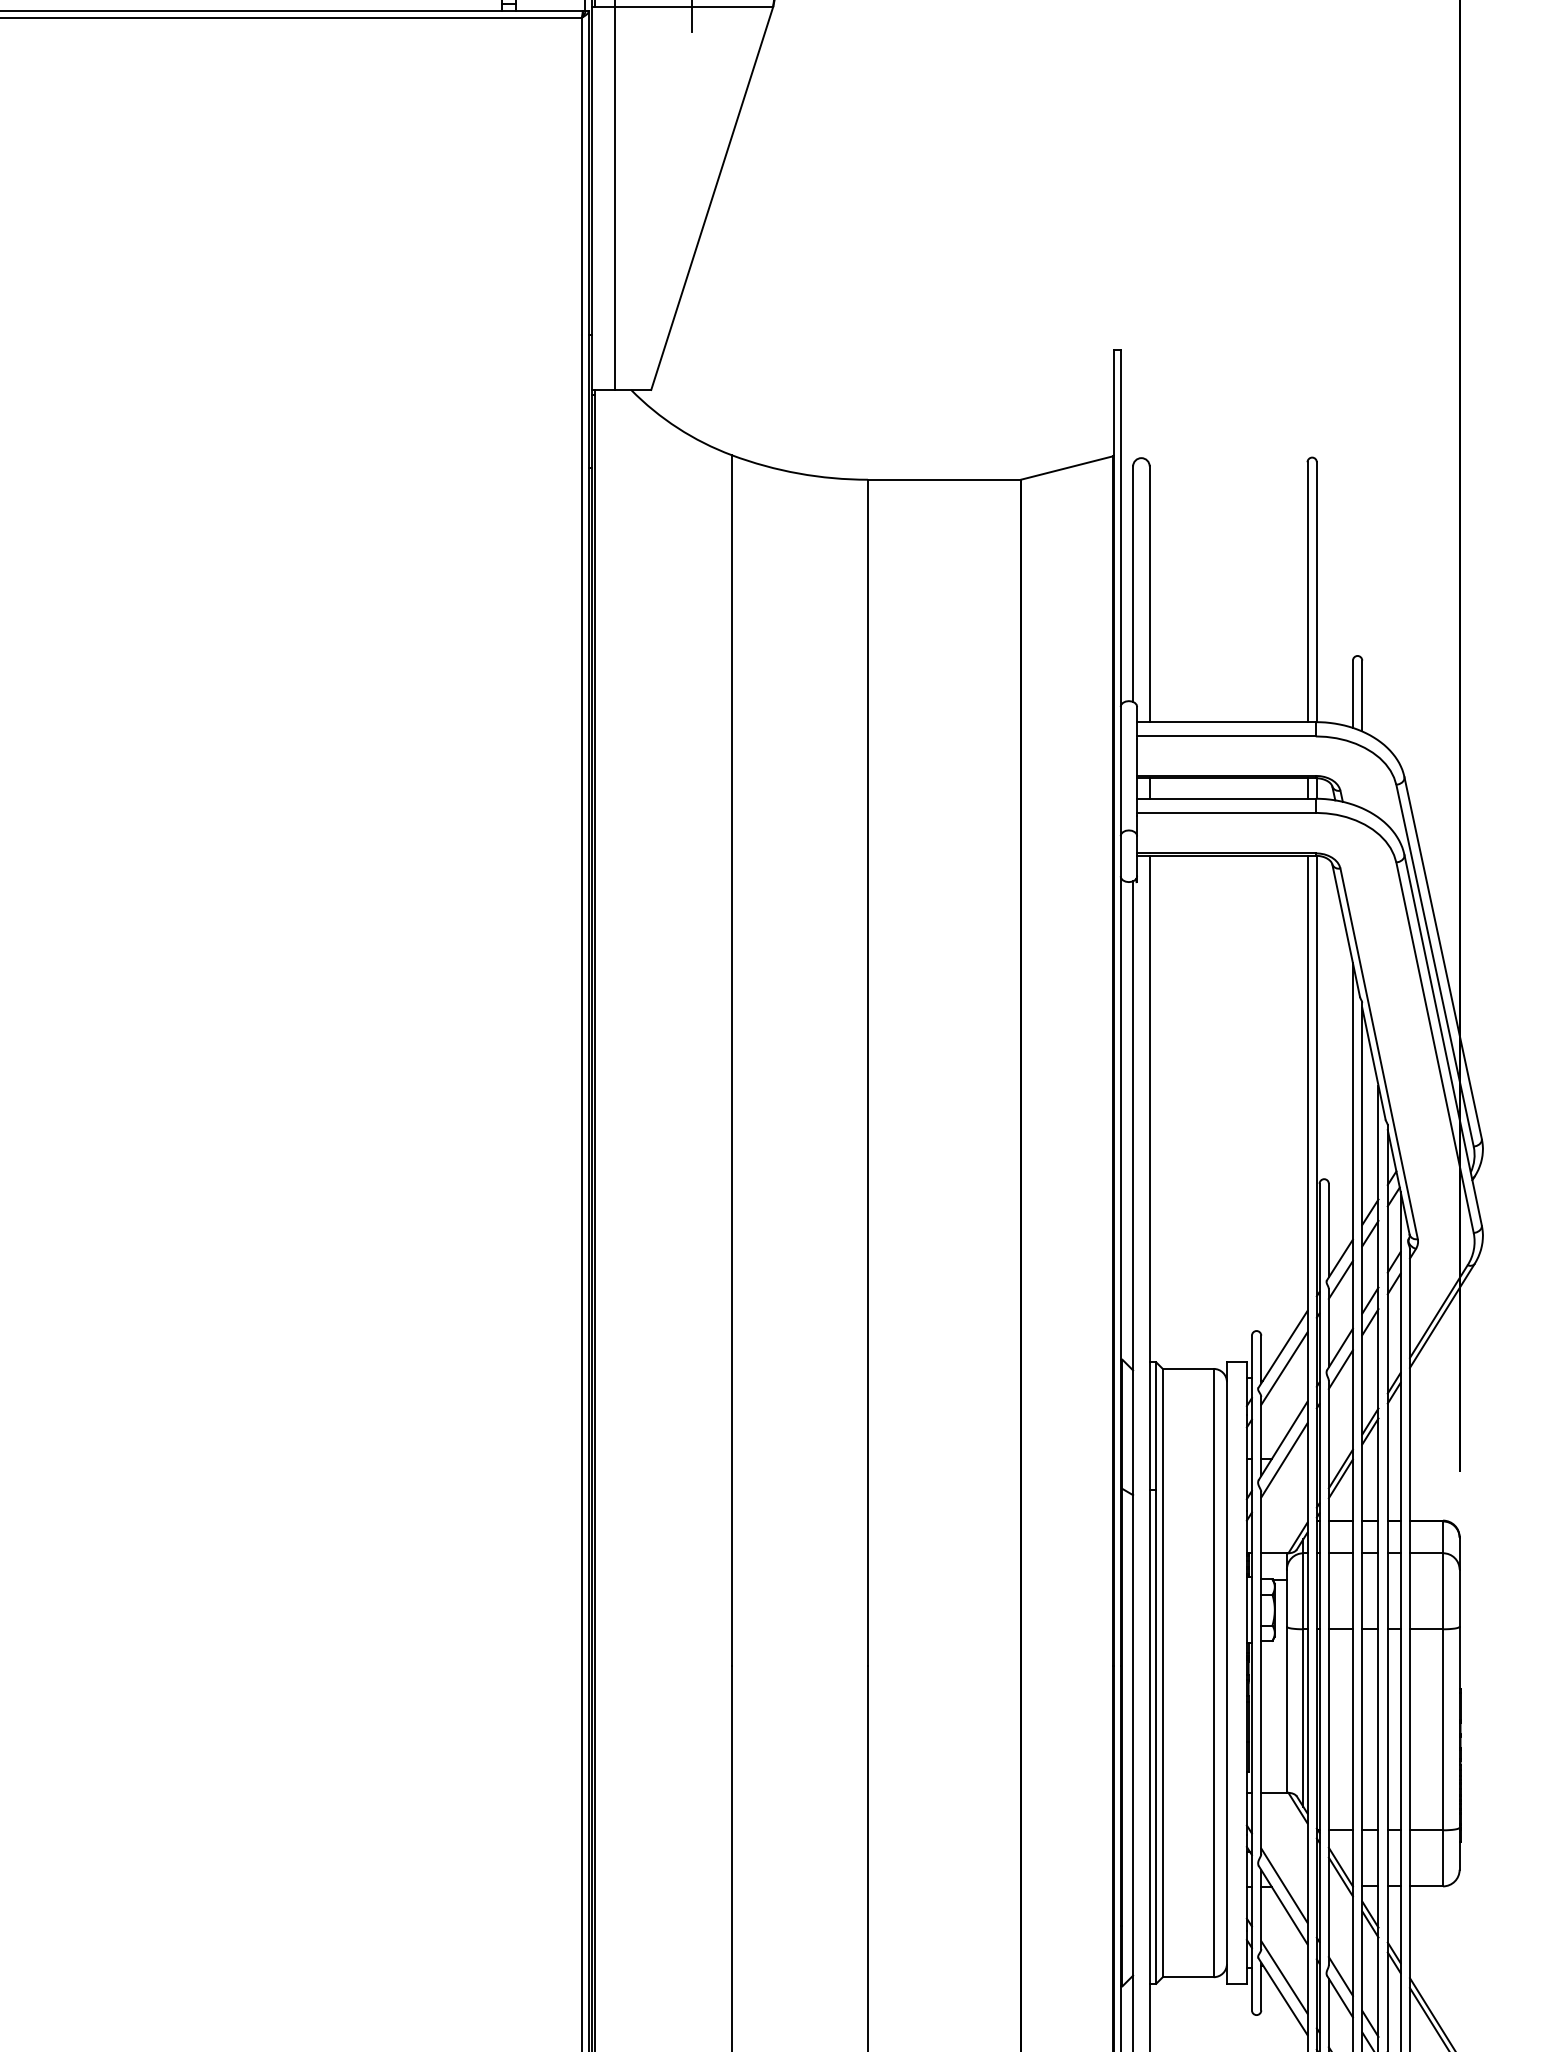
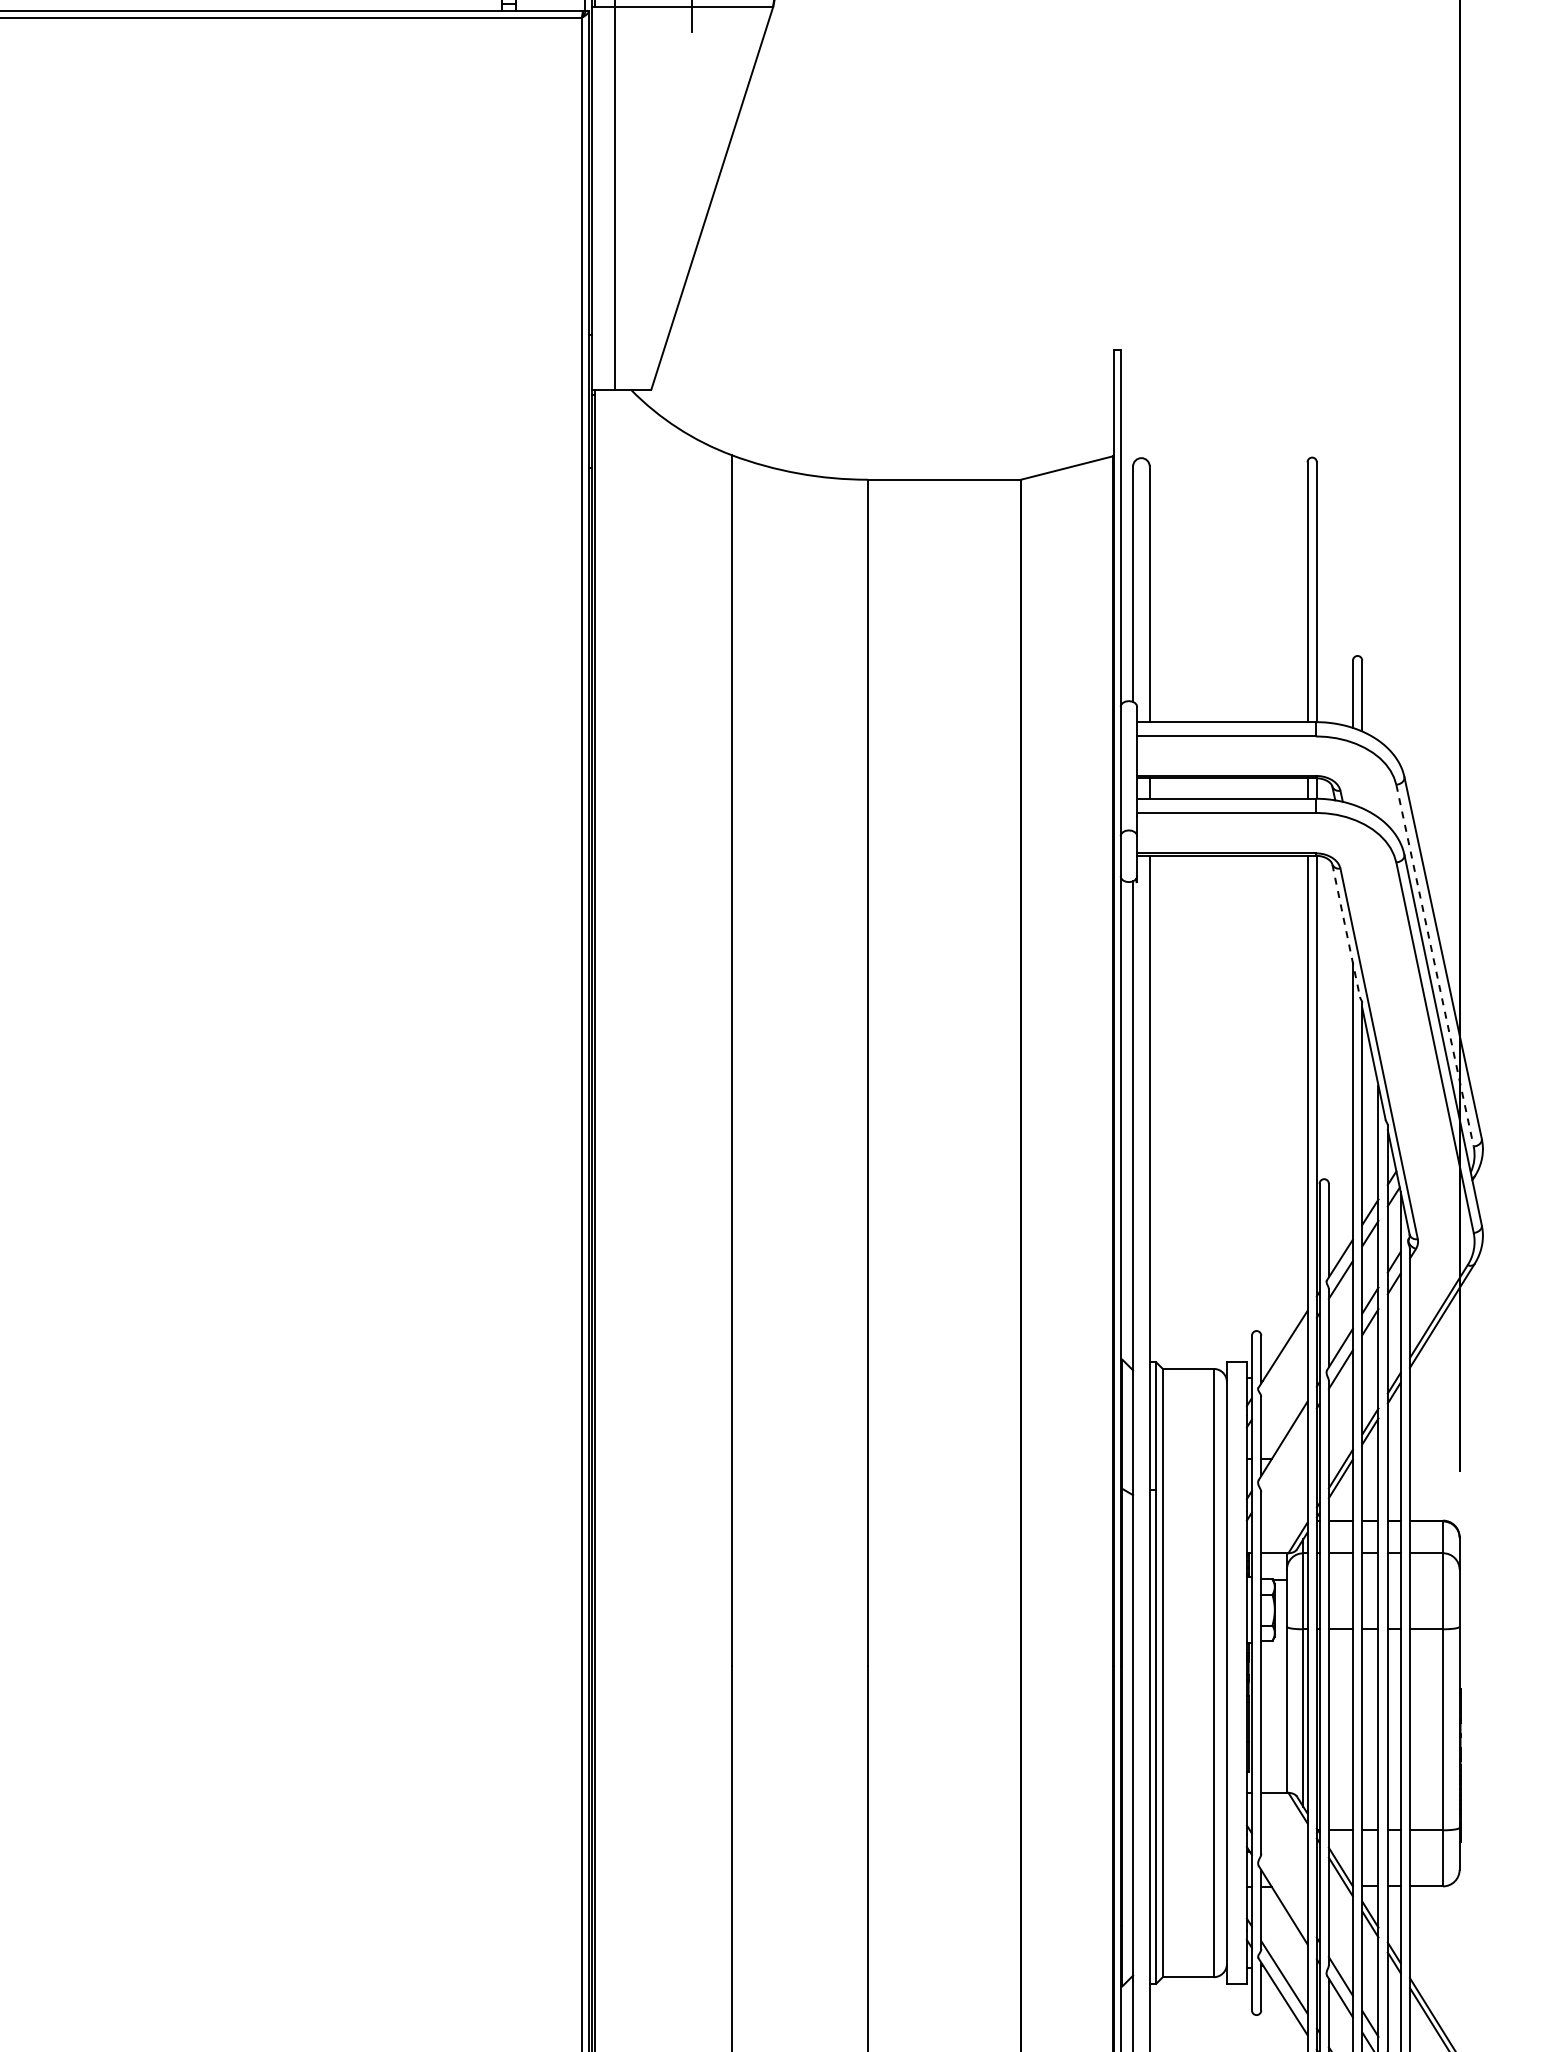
line: solid -> dashed (1346, 930)
line: solid -> dashed (1435, 965)
line: present -> none (1284, 1368)
line: present -> none (1284, 1460)
line: present -> none (1284, 1885)
